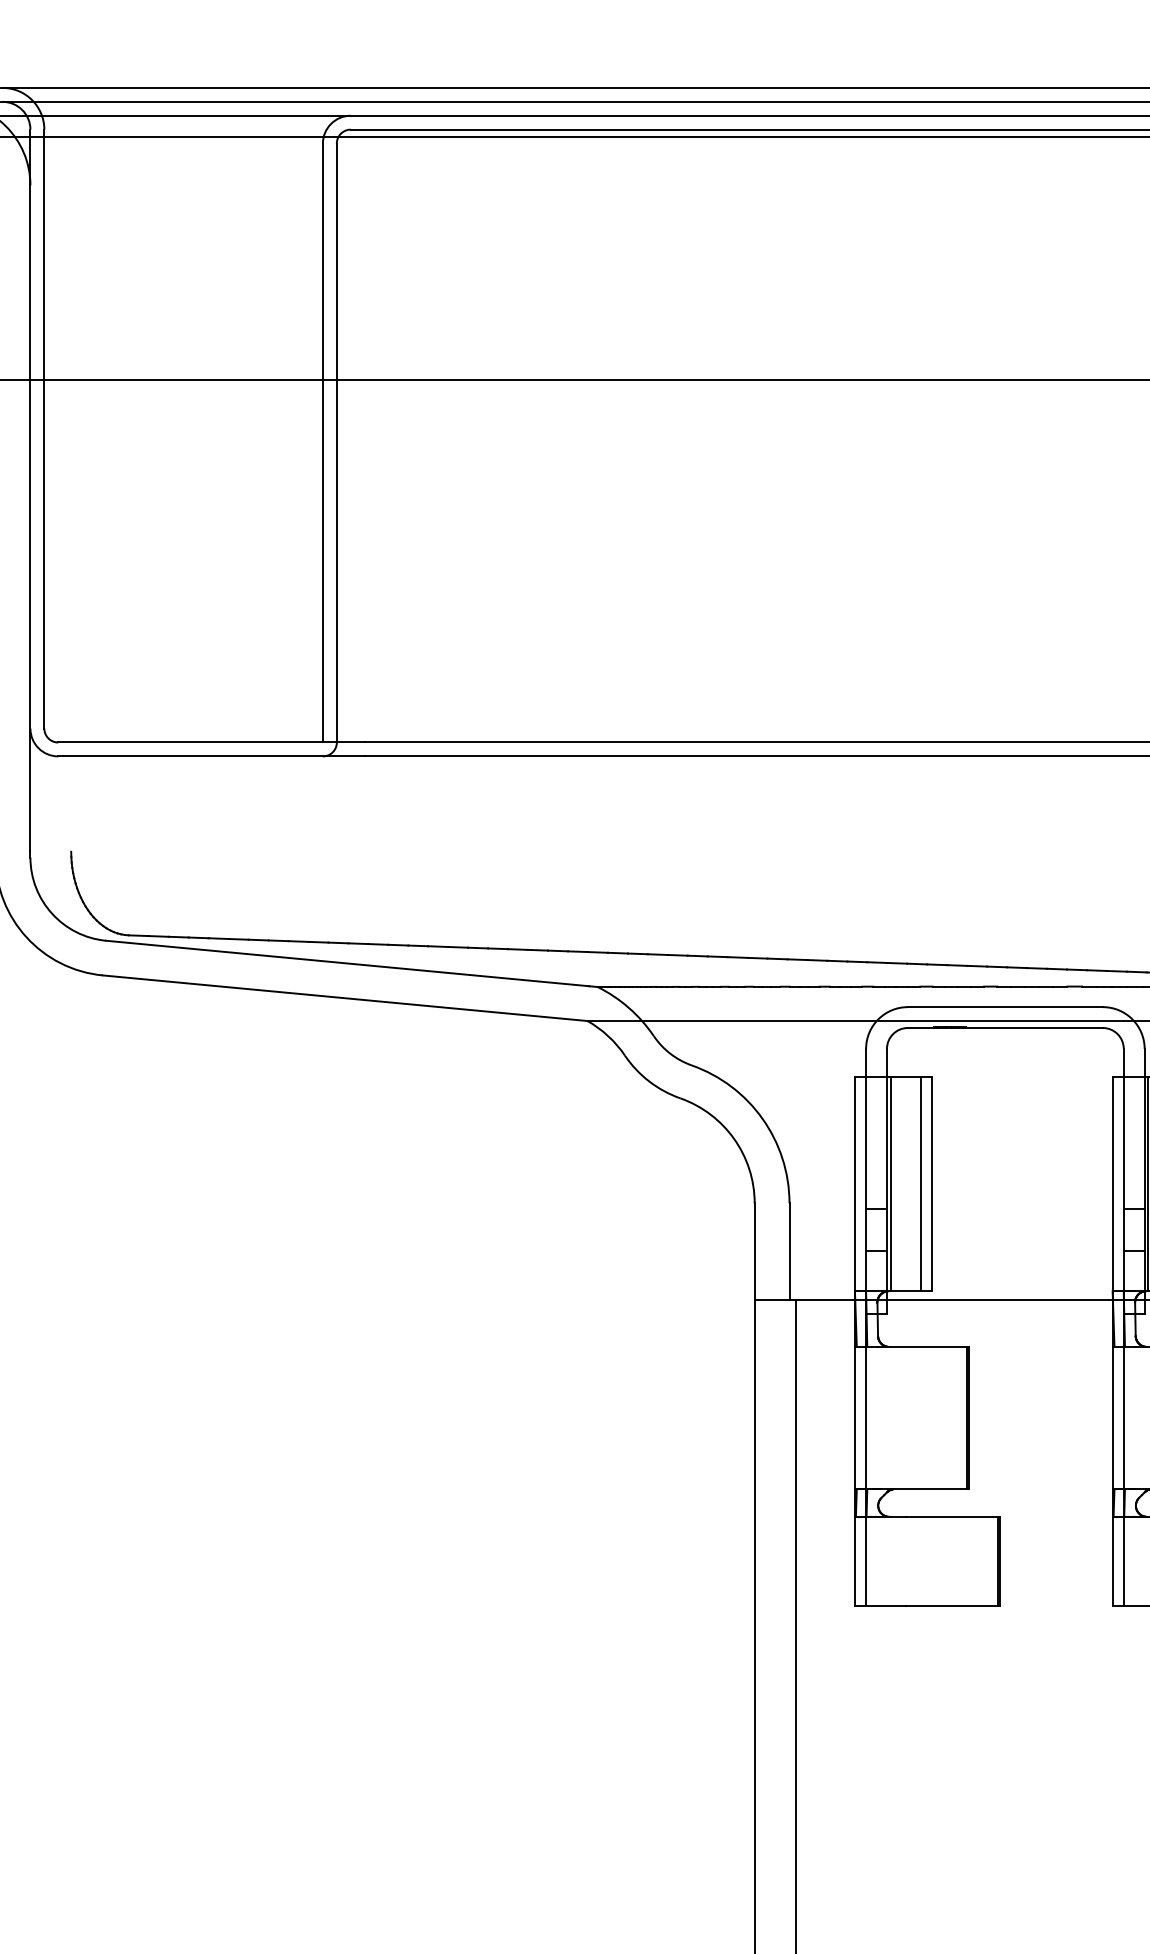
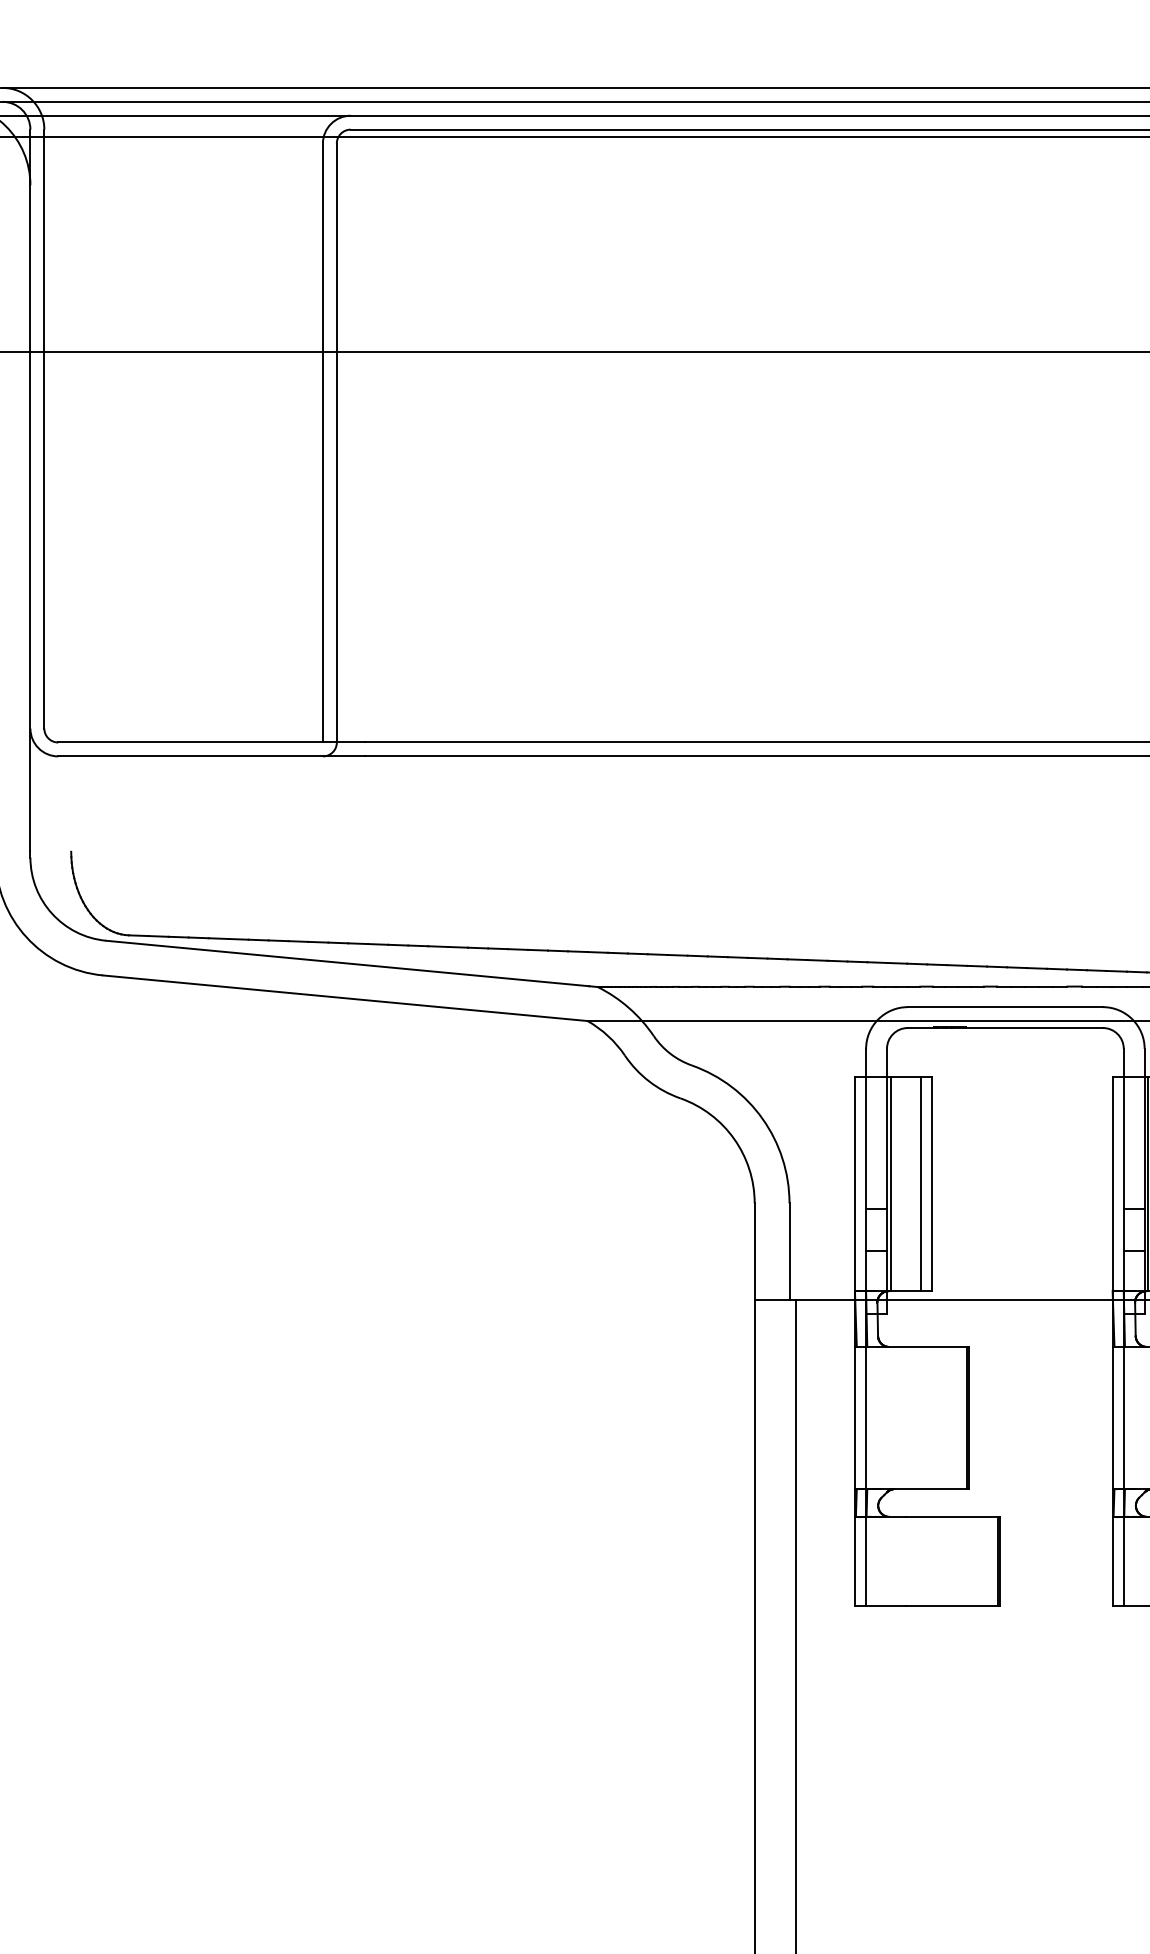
line position: (574, 380) -> (574, 352) (574, 352)
